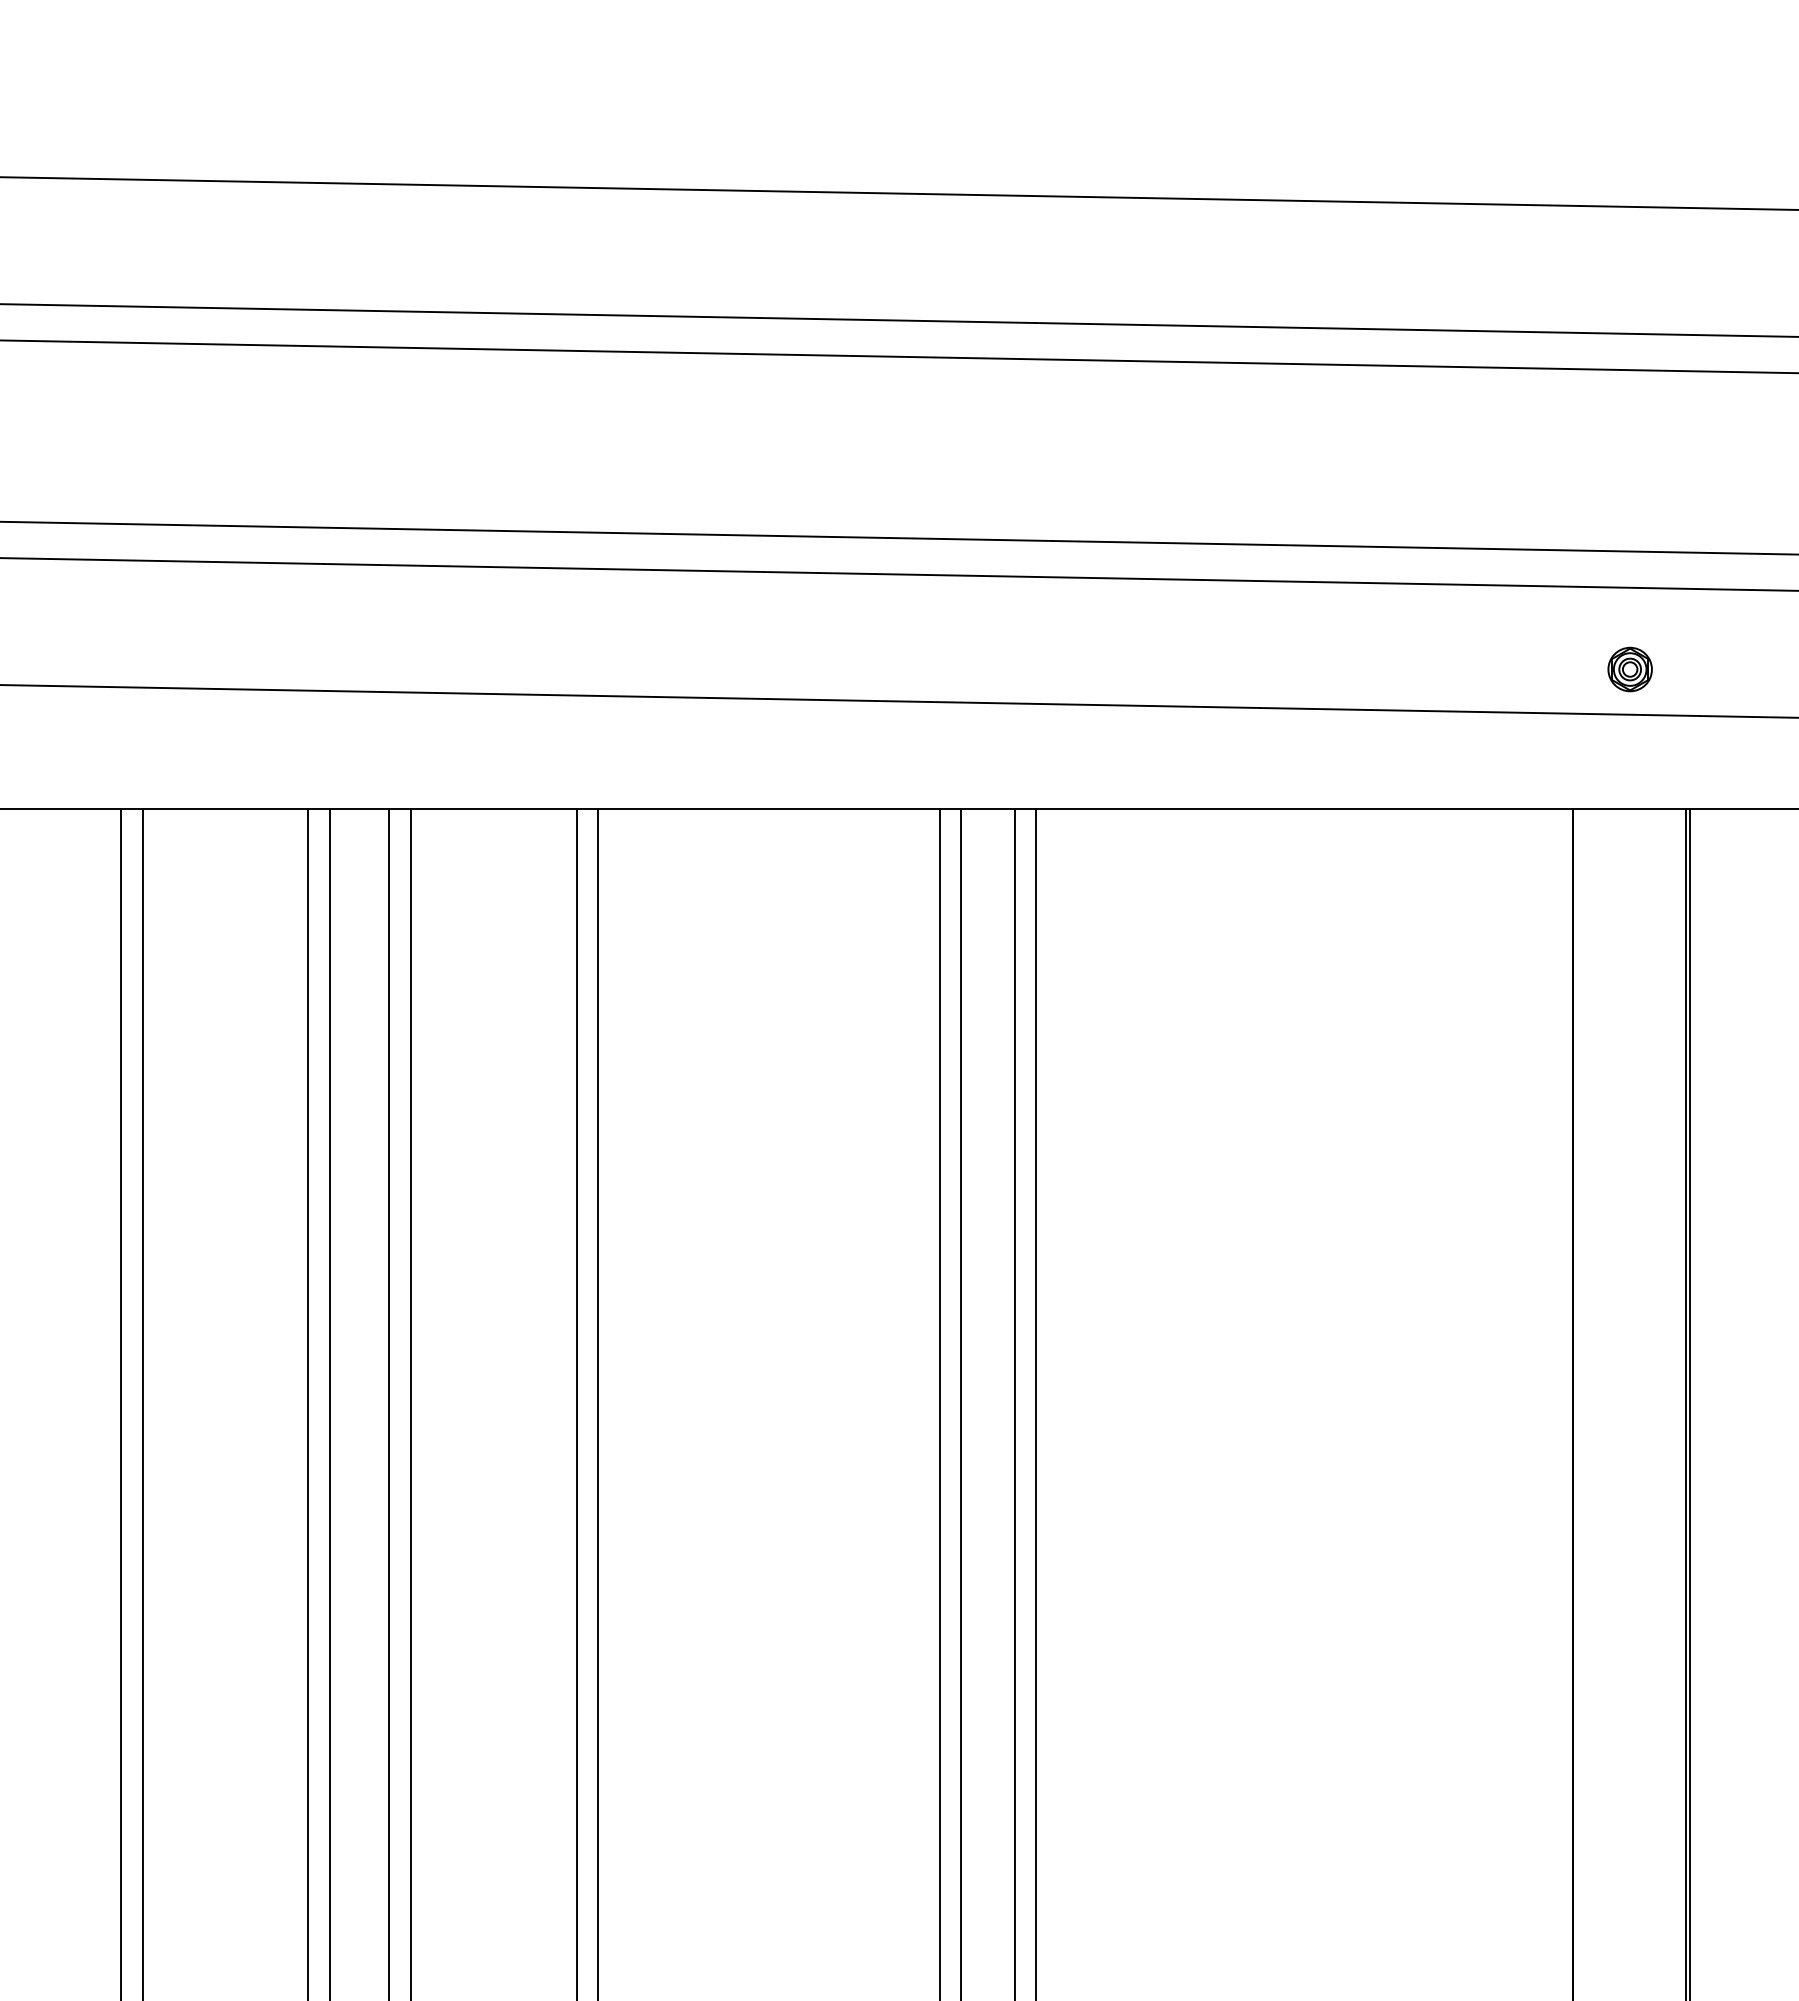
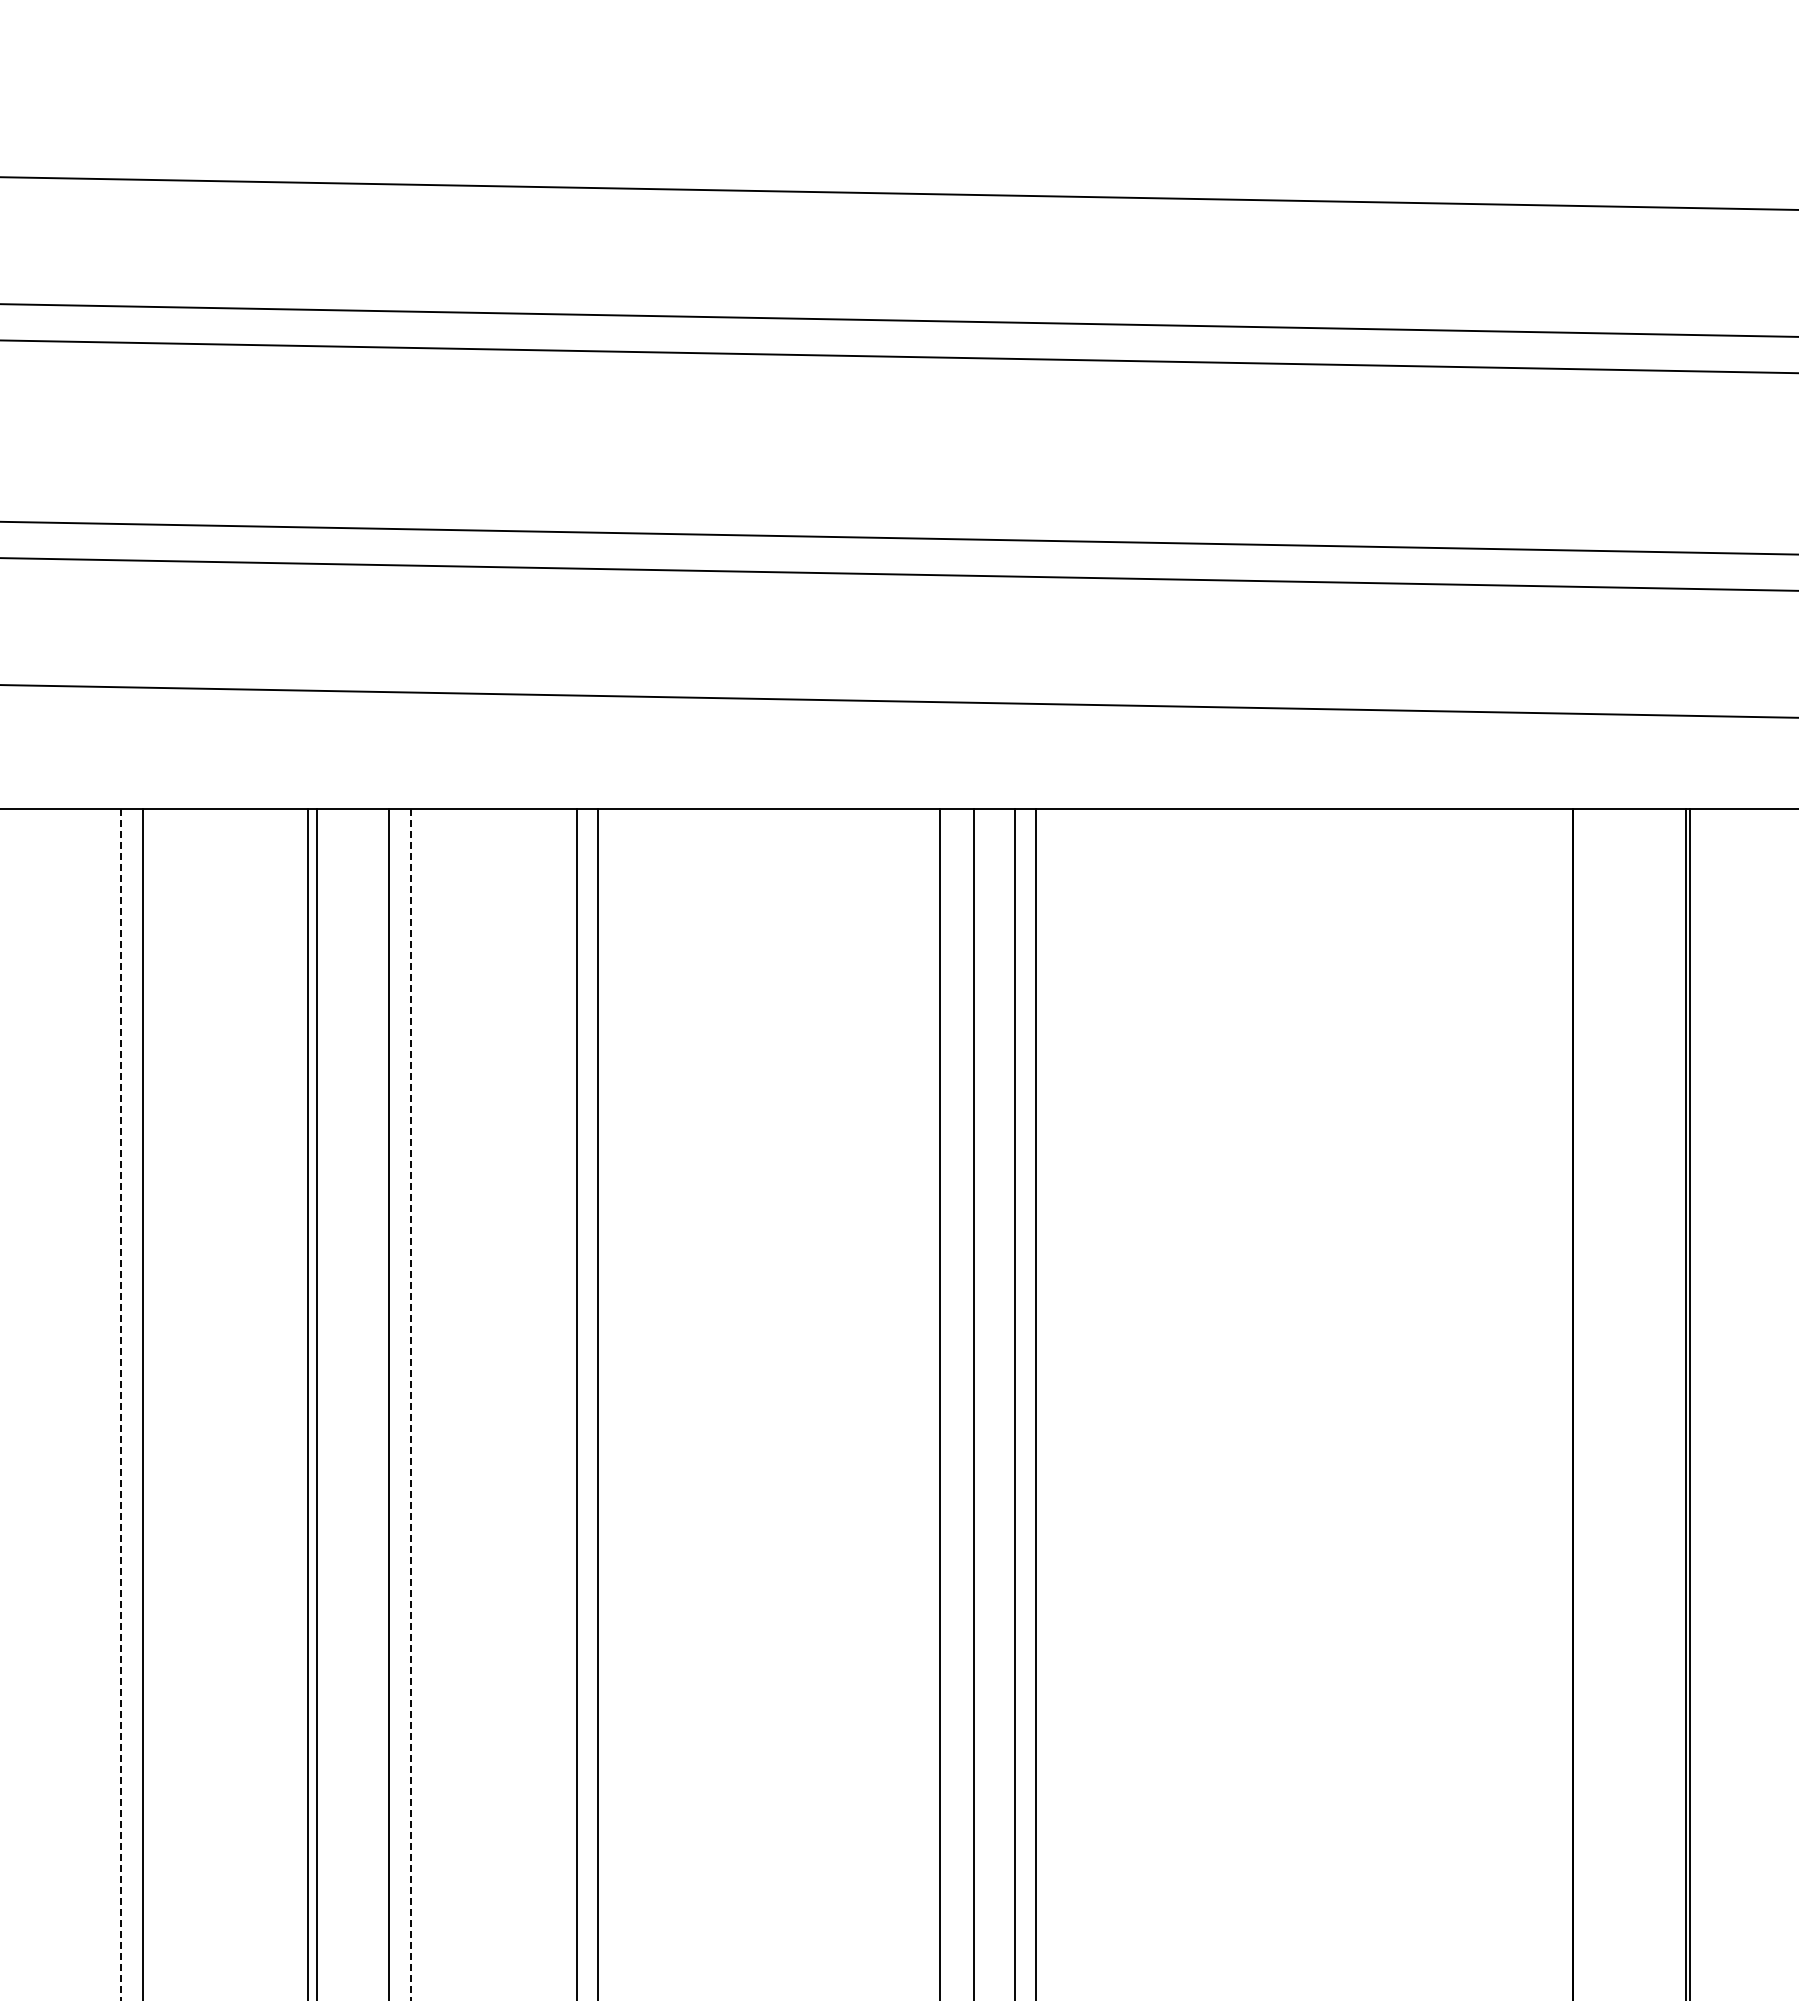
part: present -> none (1629, 669)
line position: (329, 1403) -> (316, 1403) (316, 1403)
line position: (961, 1403) -> (974, 1403) (974, 1403)
line: solid -> dashed (120, 1404)
line: solid -> dashed (411, 1404)
